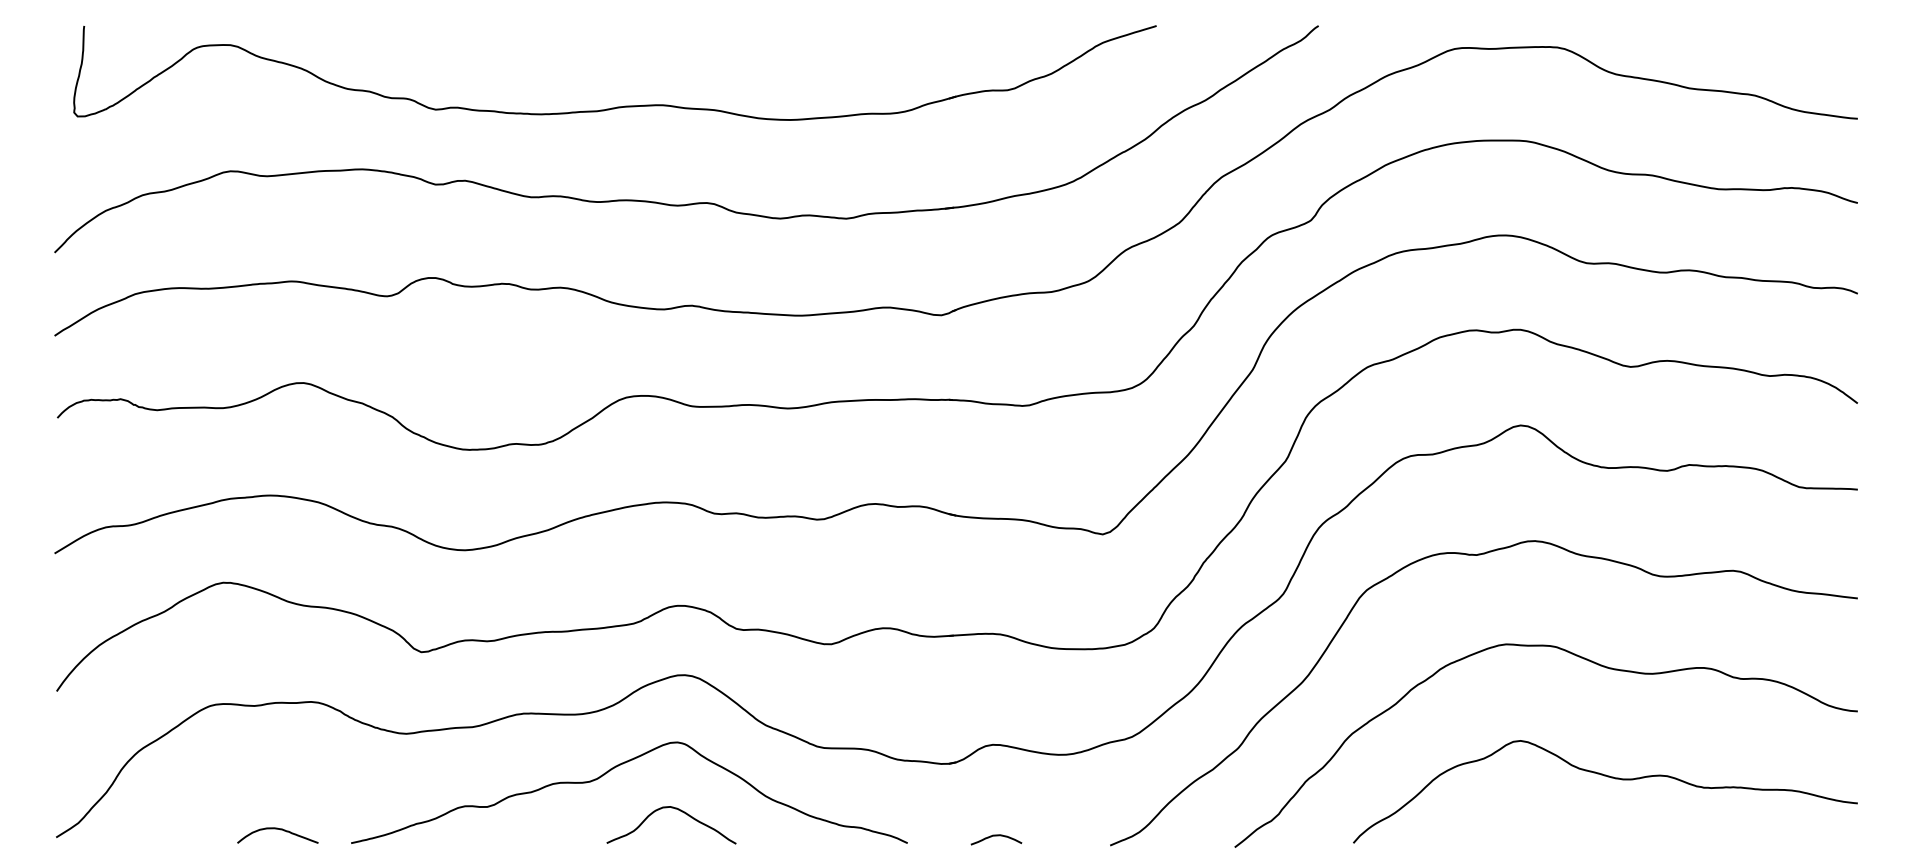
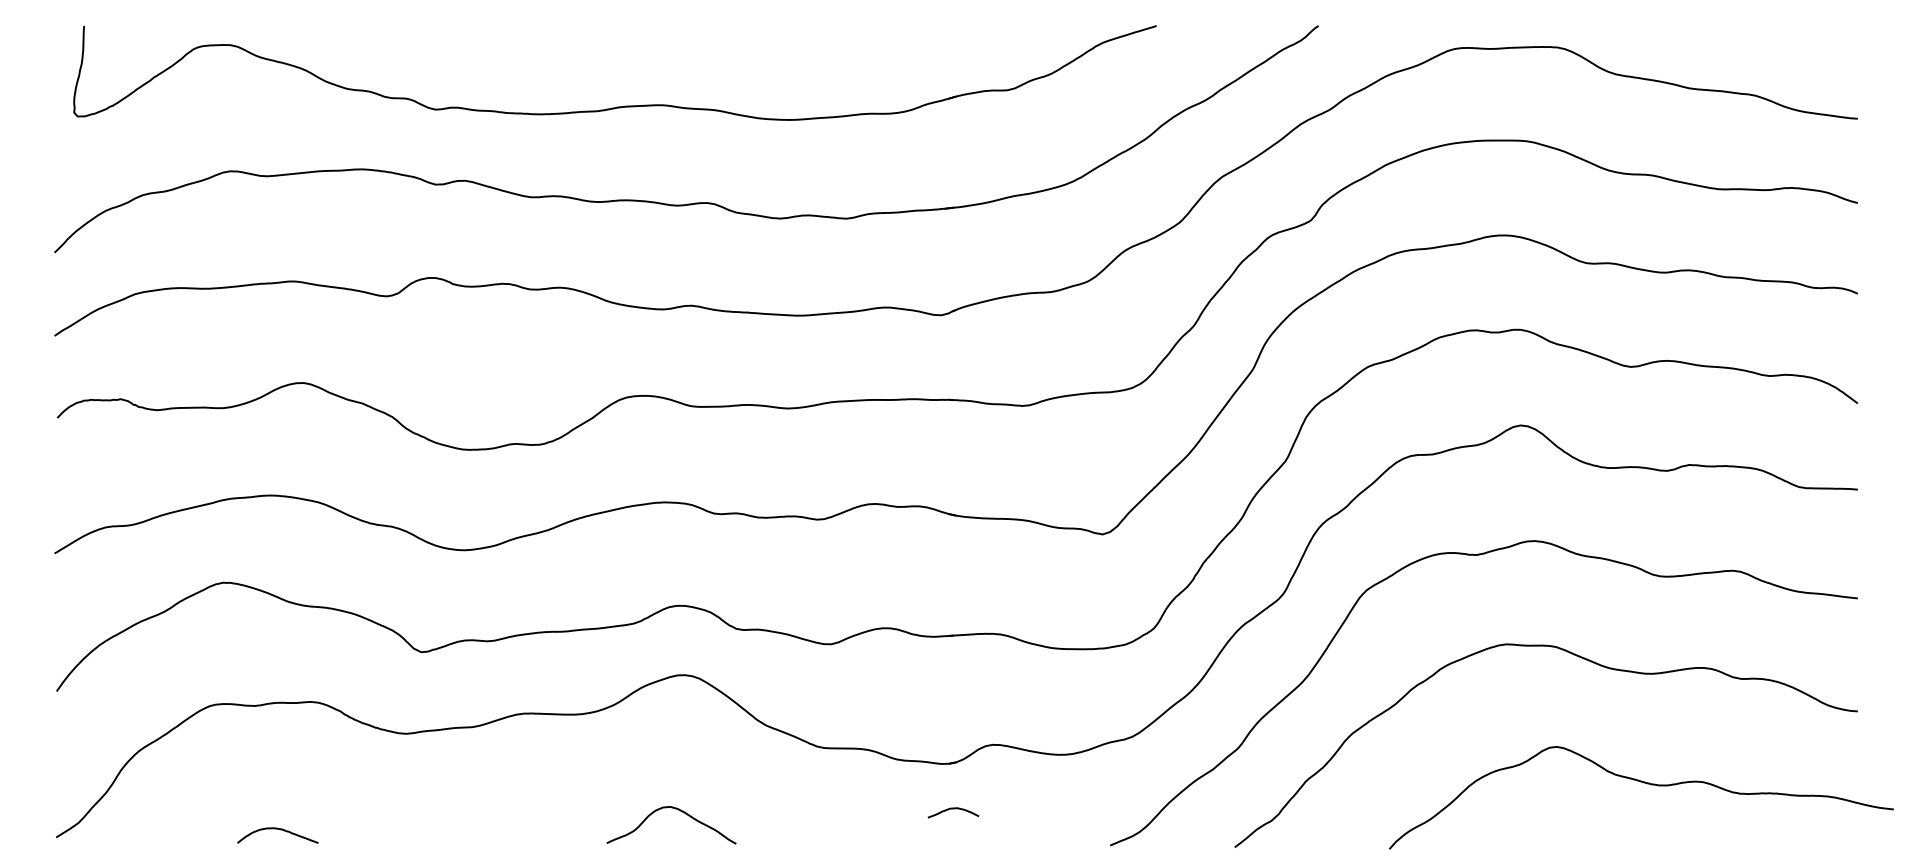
curve: present -> none (613, 769)
curve position: (1607, 777) -> (1643, 783) (1643, 783)
curve position: (996, 836) -> (953, 809) (953, 809)
